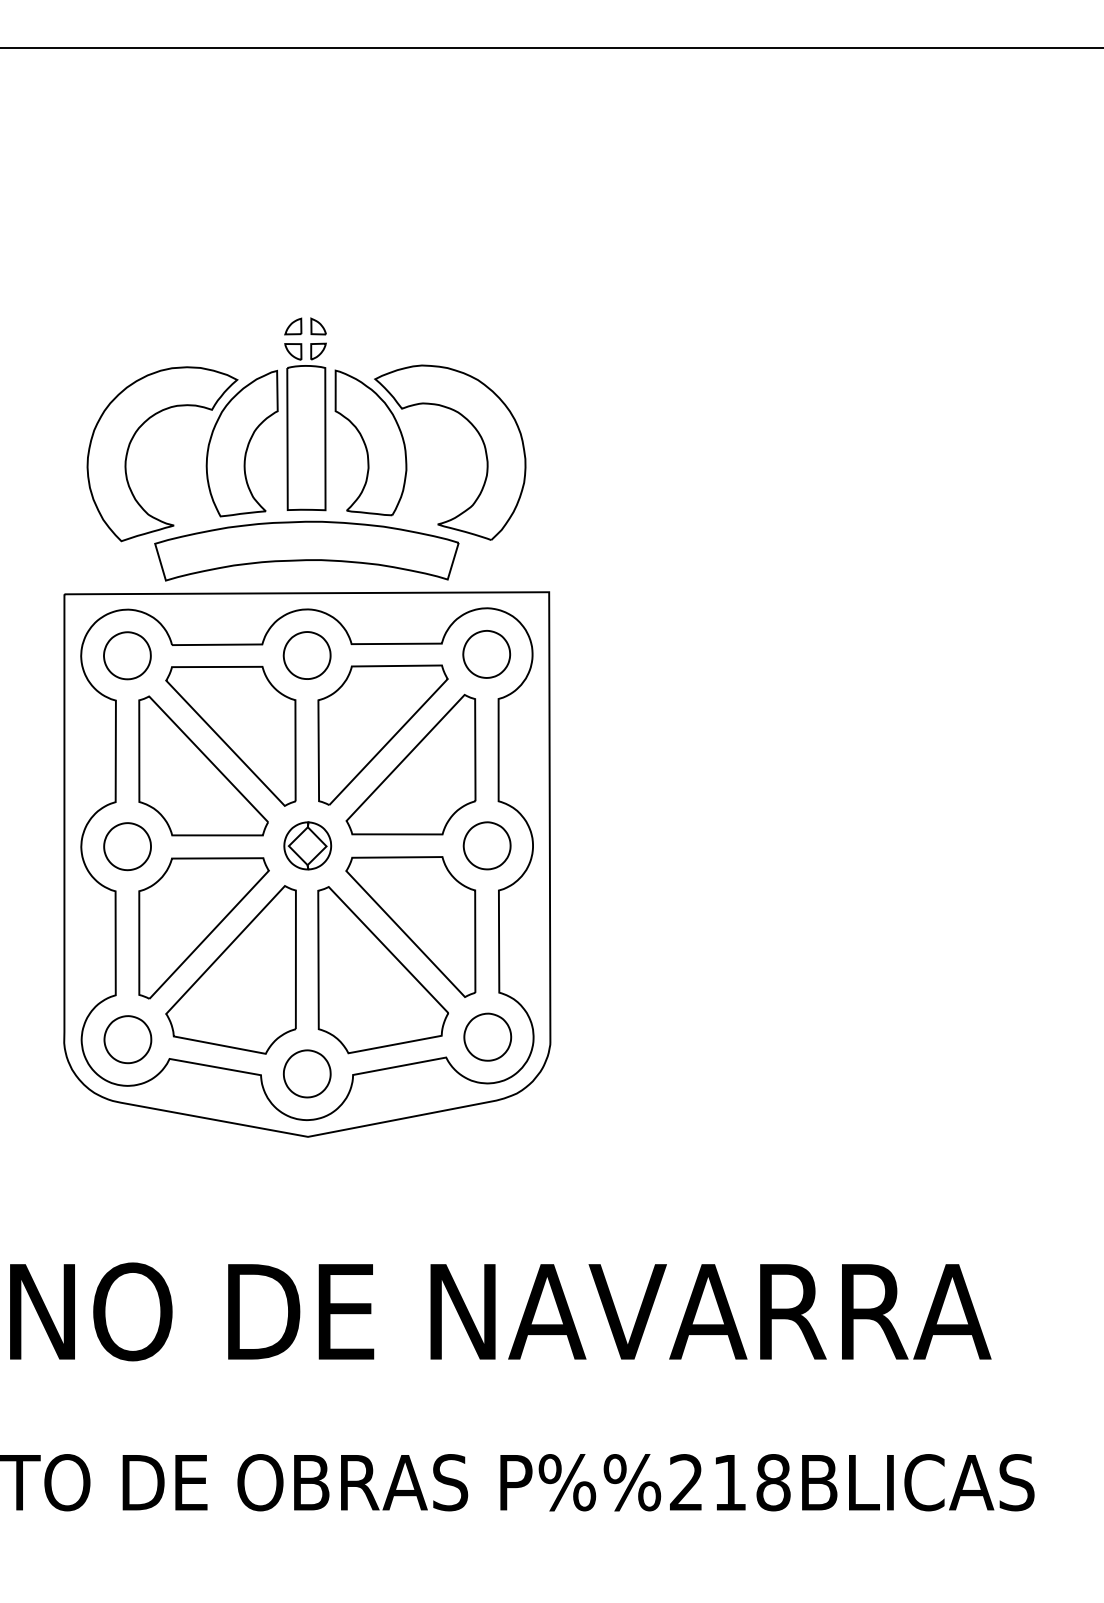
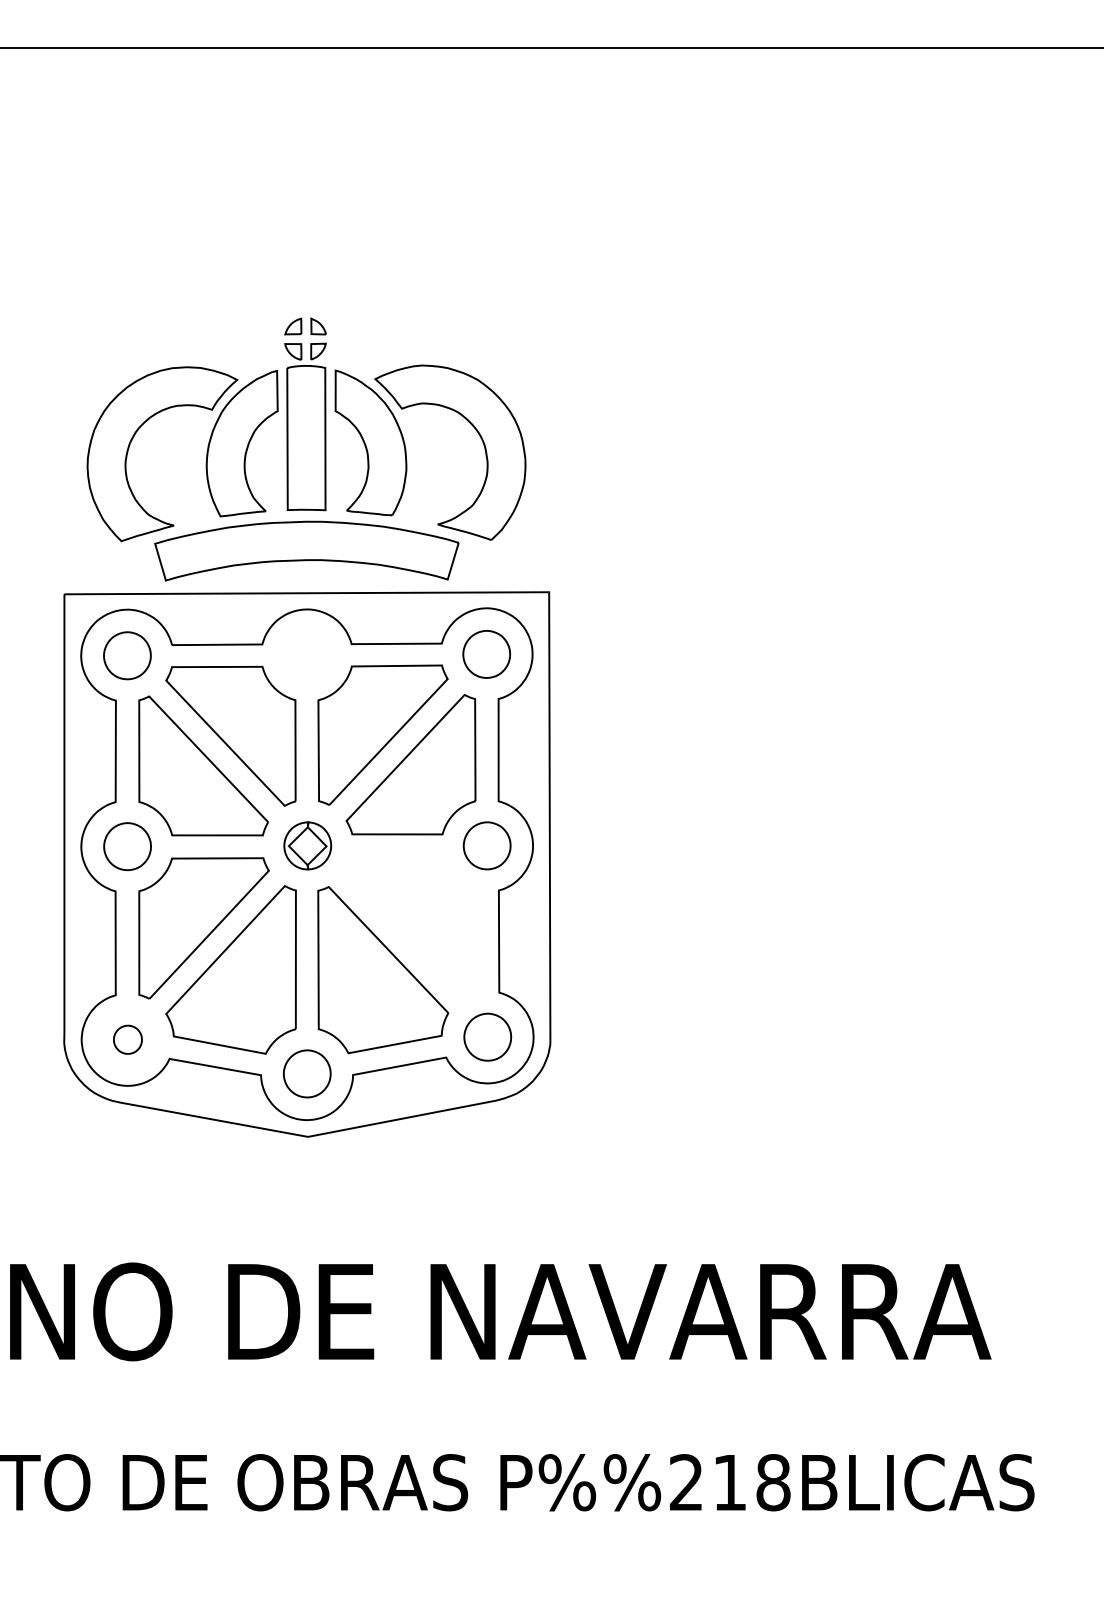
part: present -> none (306, 655)
part: present -> none (410, 926)
part size: 50x50 px -> 30x31 px (127, 1039)
